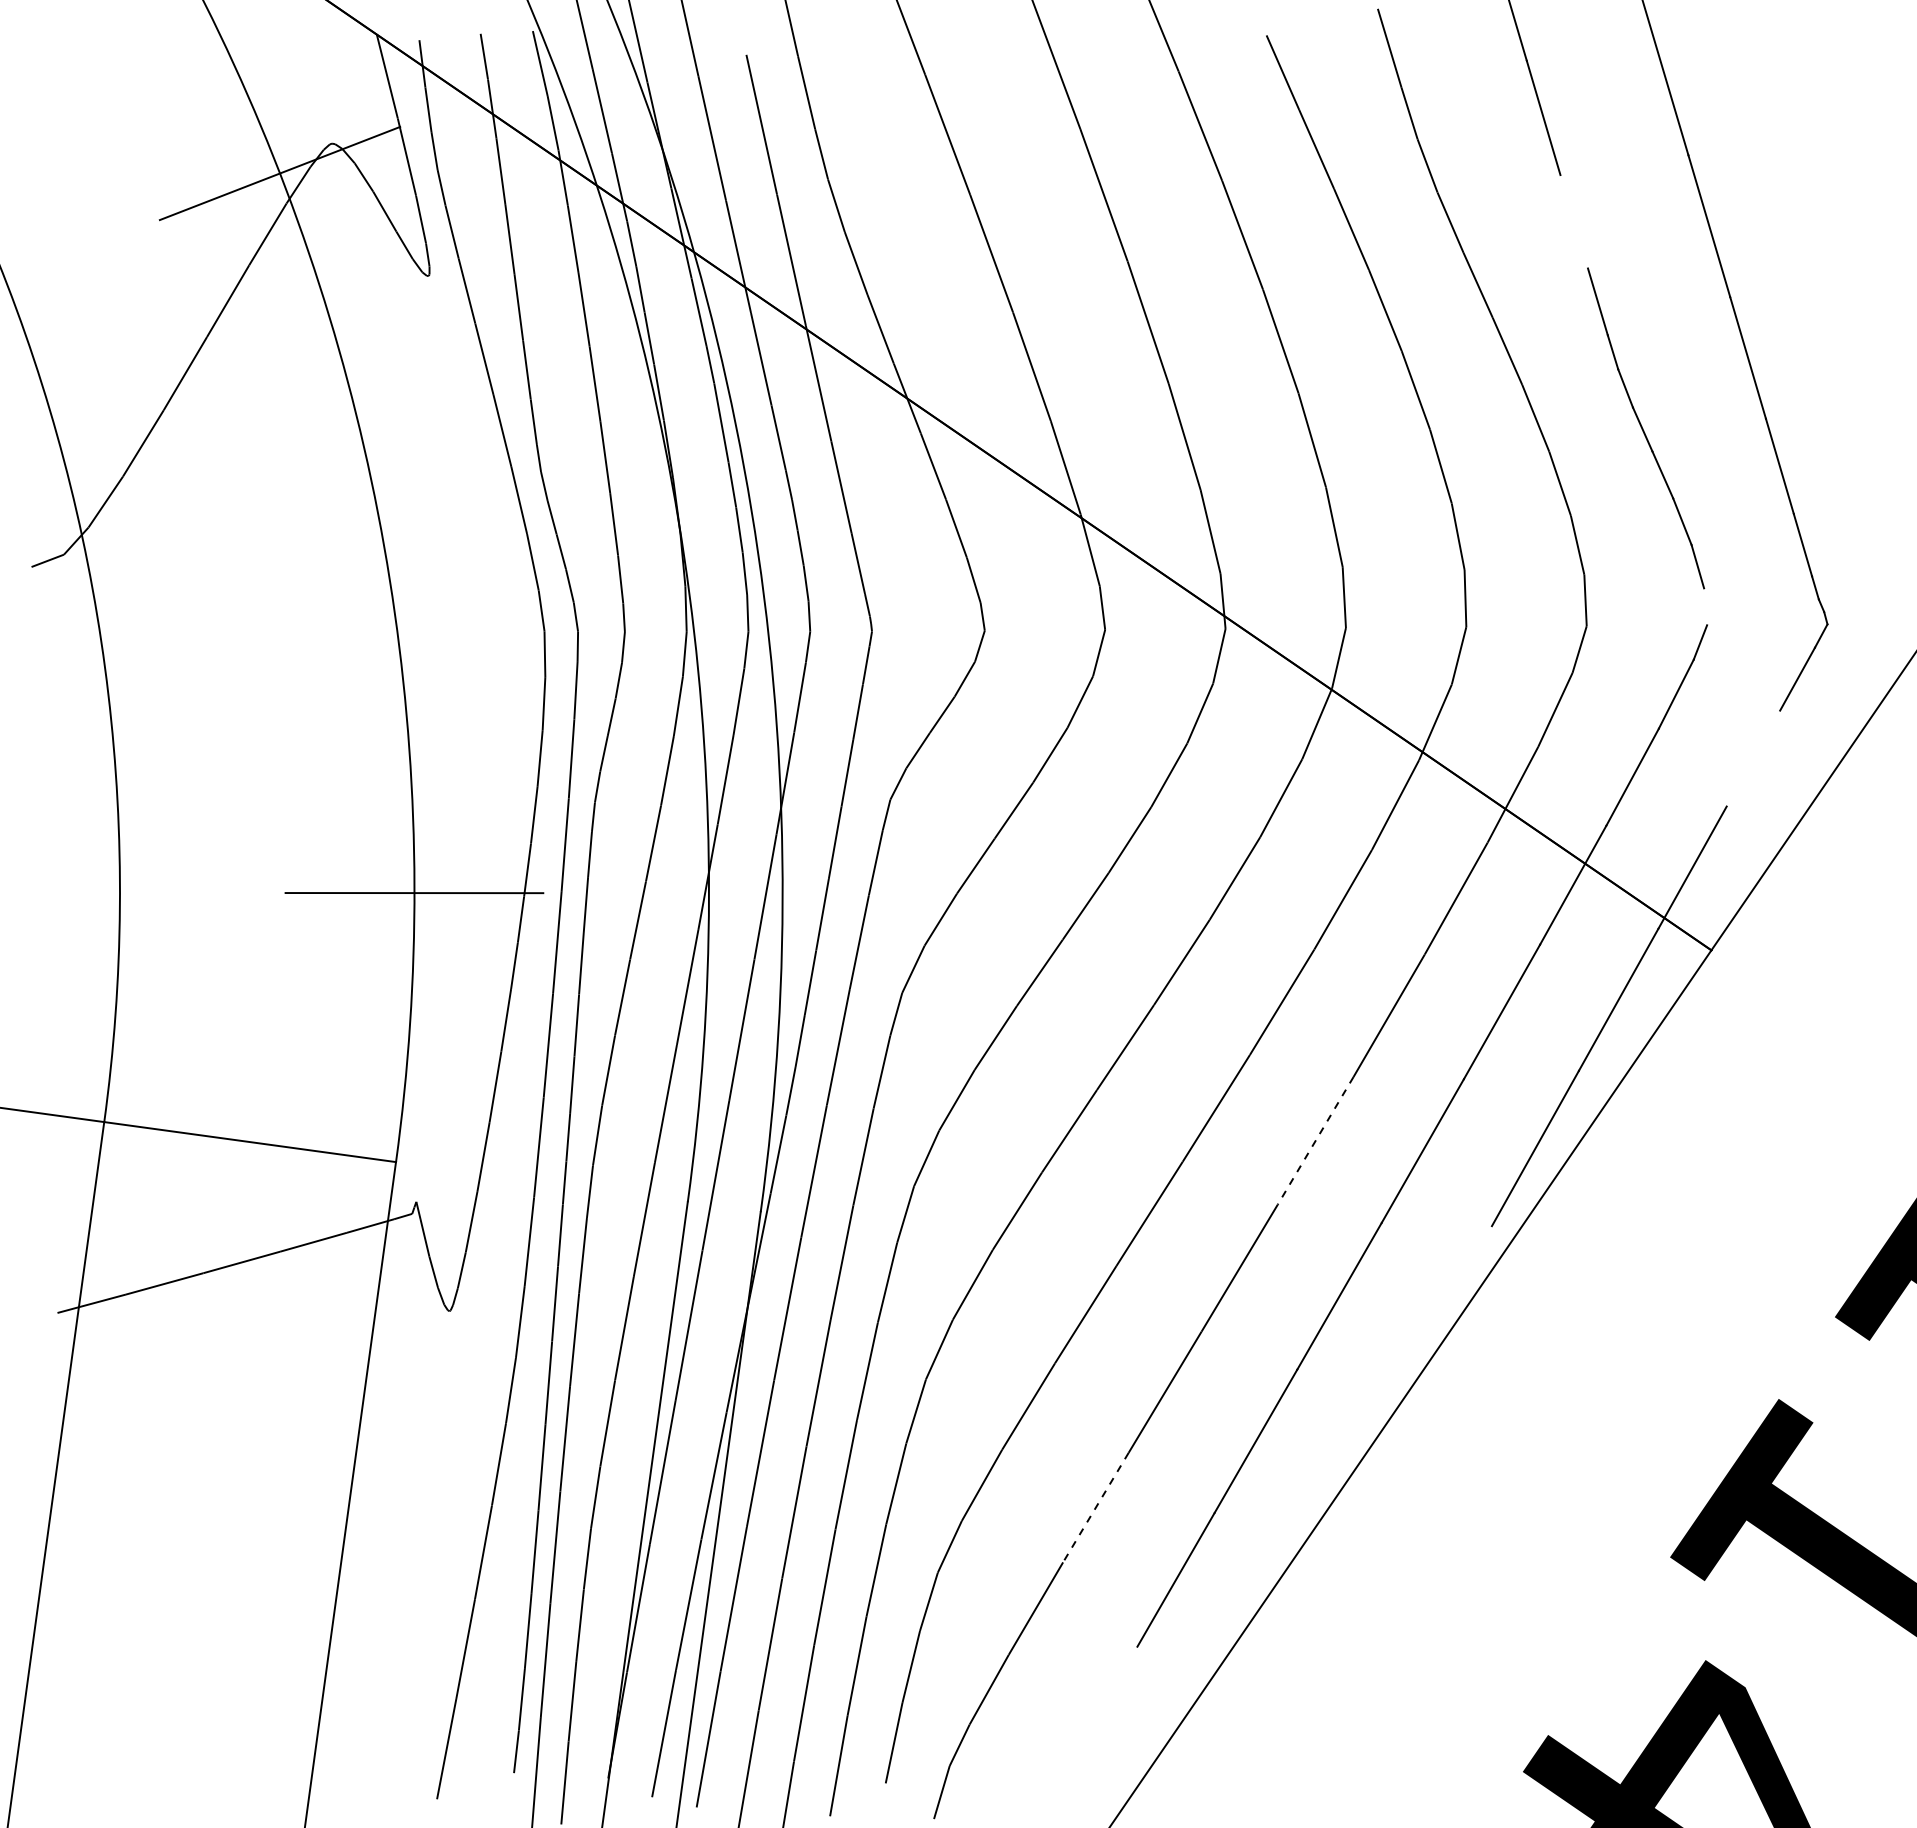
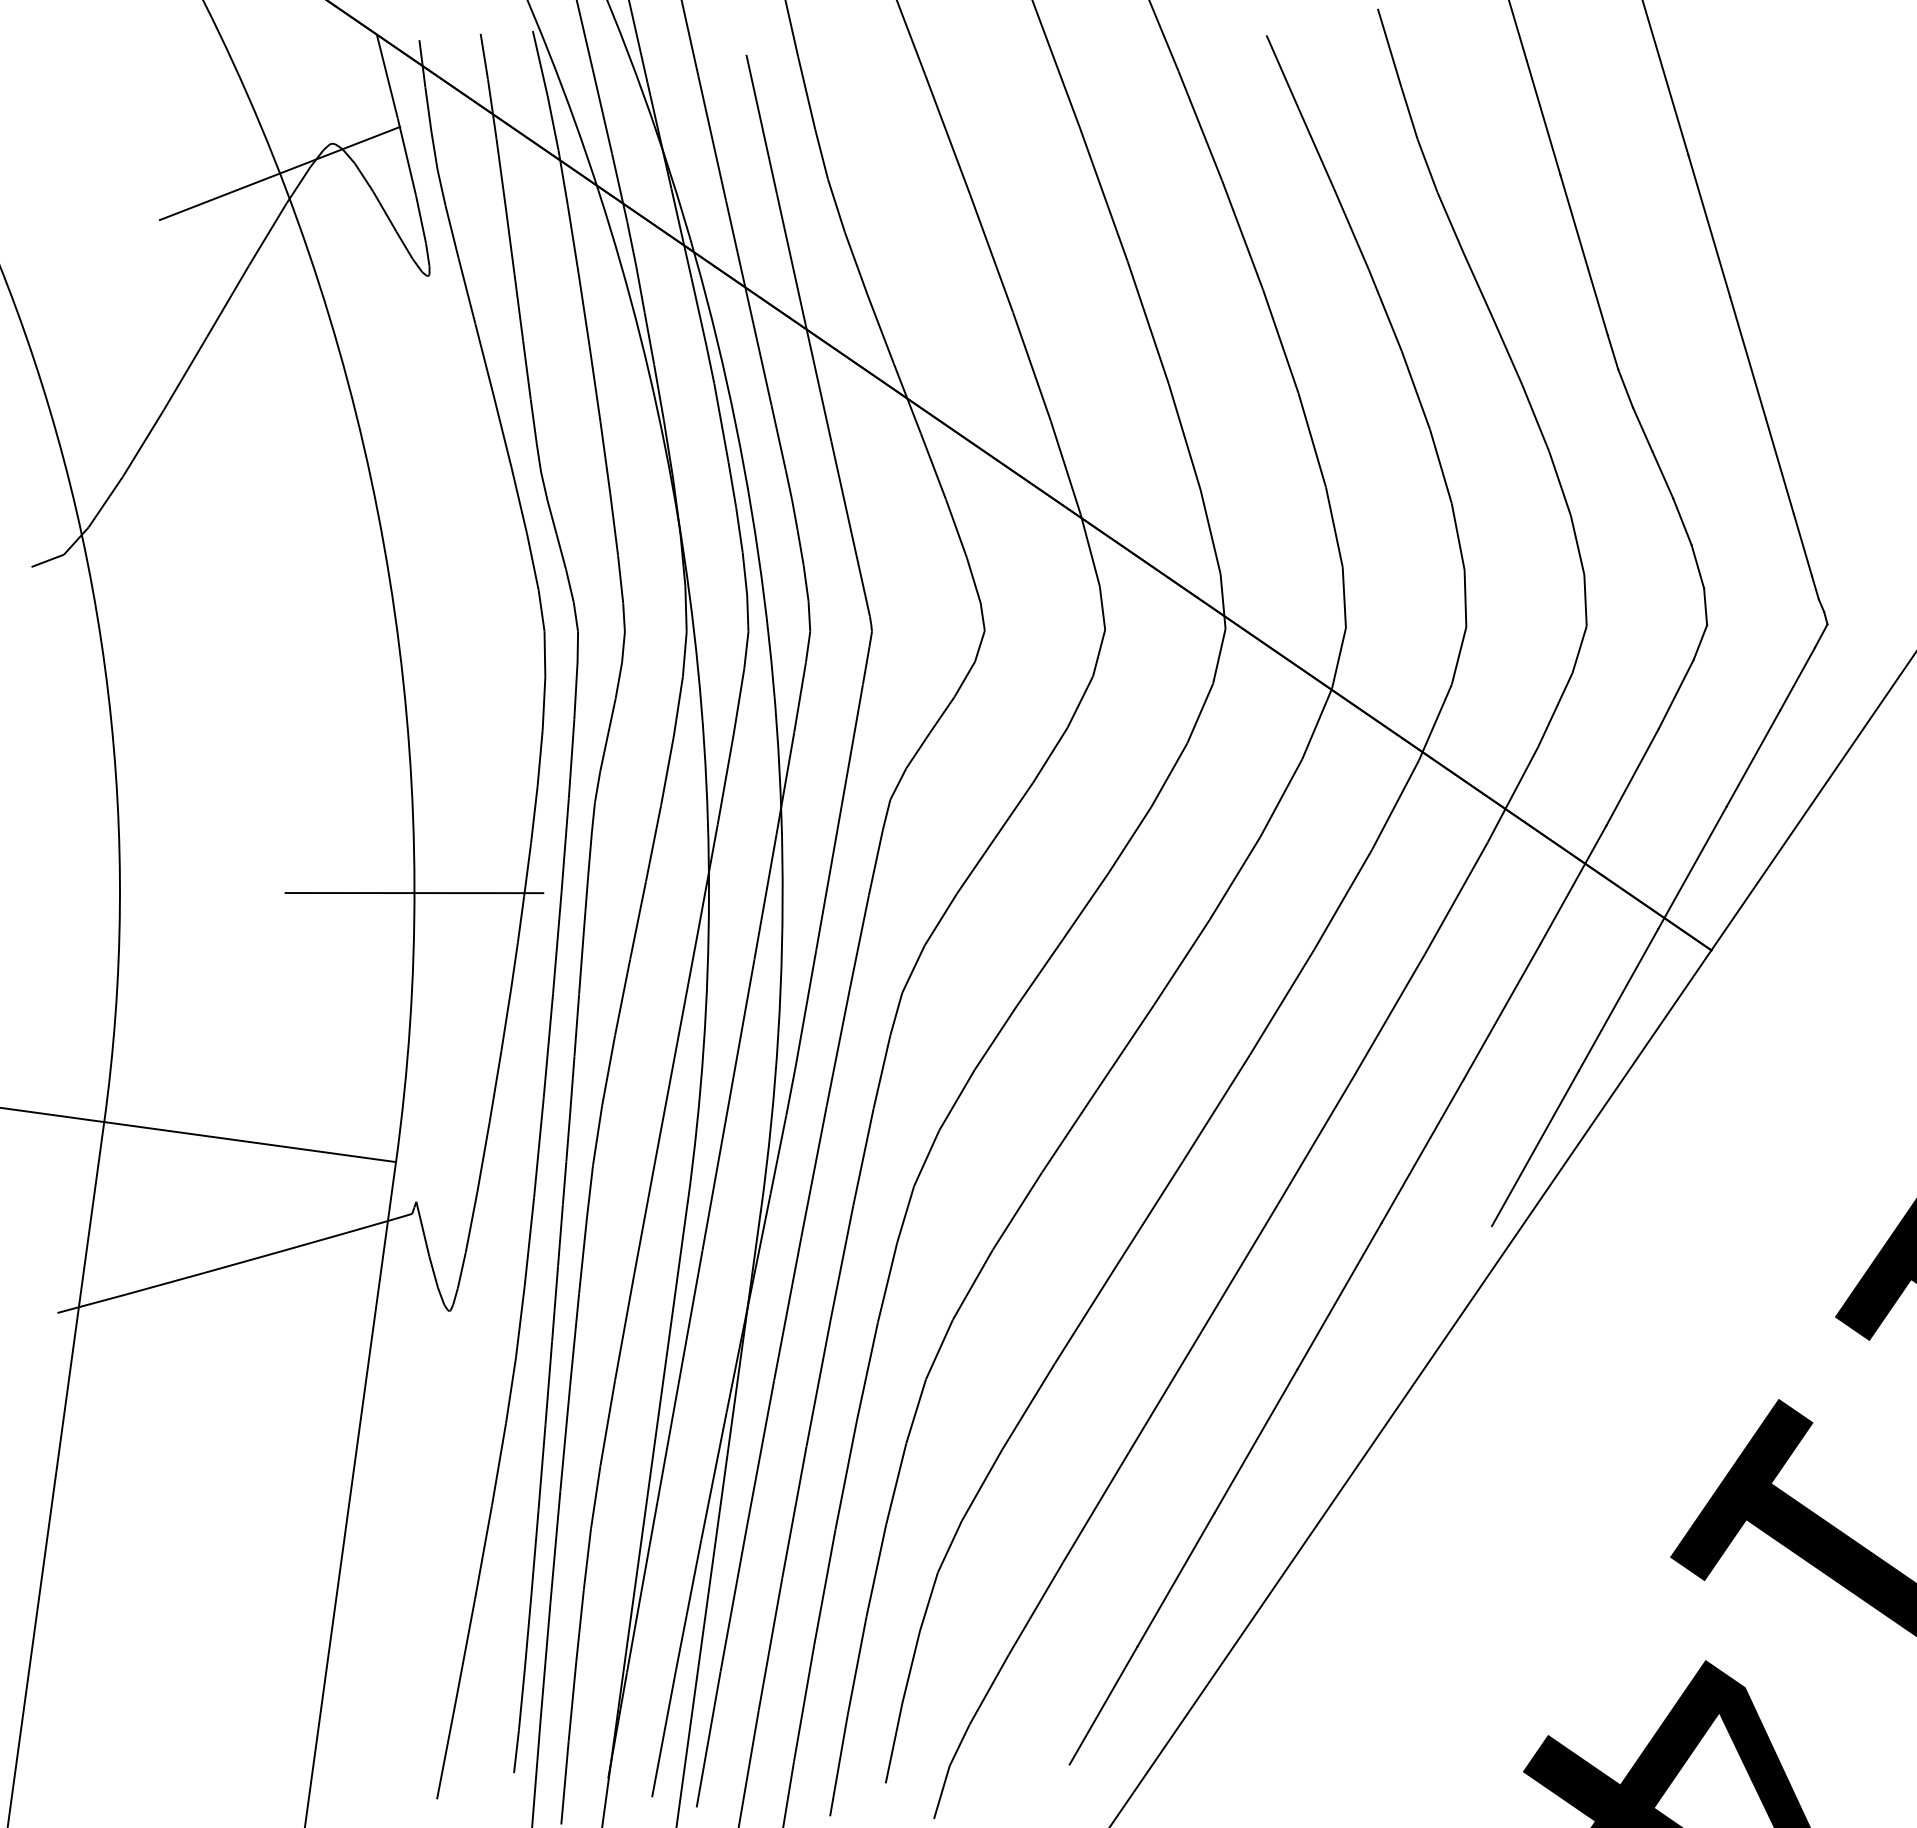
line: none -> present (1573, 221)
line: none -> present (1705, 606)
line: none -> present (1753, 758)
line: dashed -> solid (1315, 1141)
line: dashed -> solid (1095, 1507)
line: none -> present (1103, 1705)
